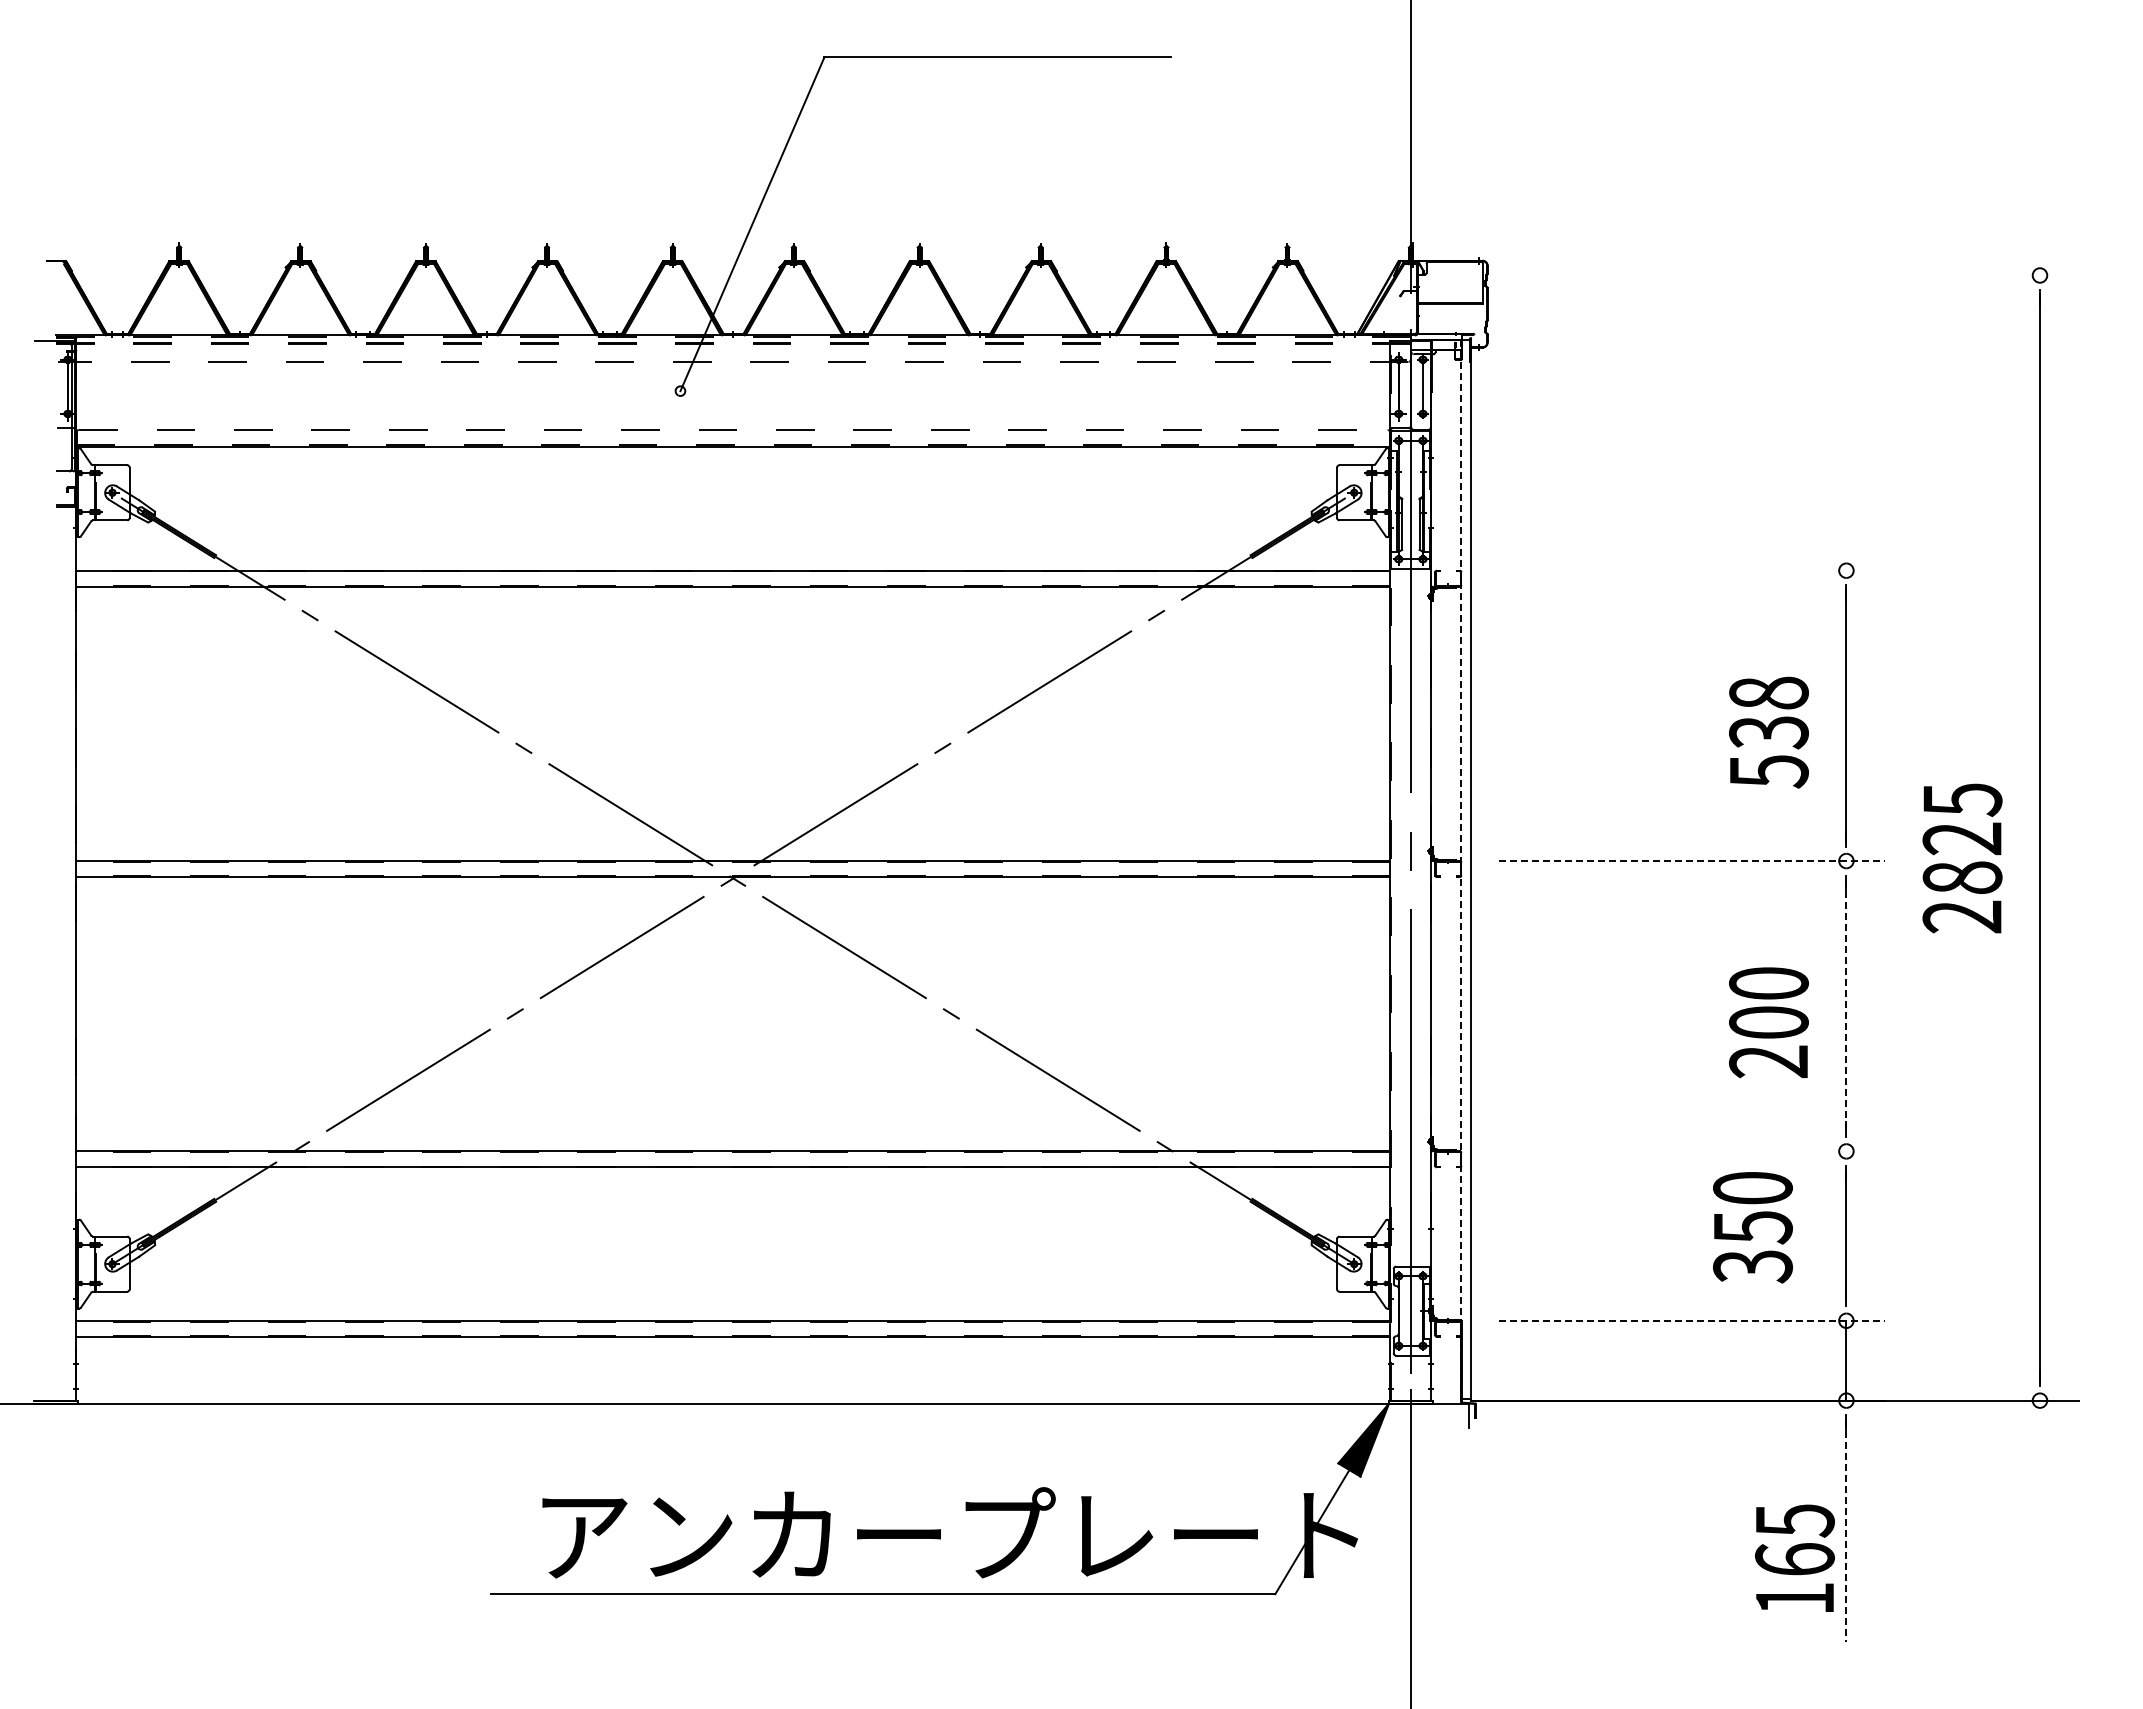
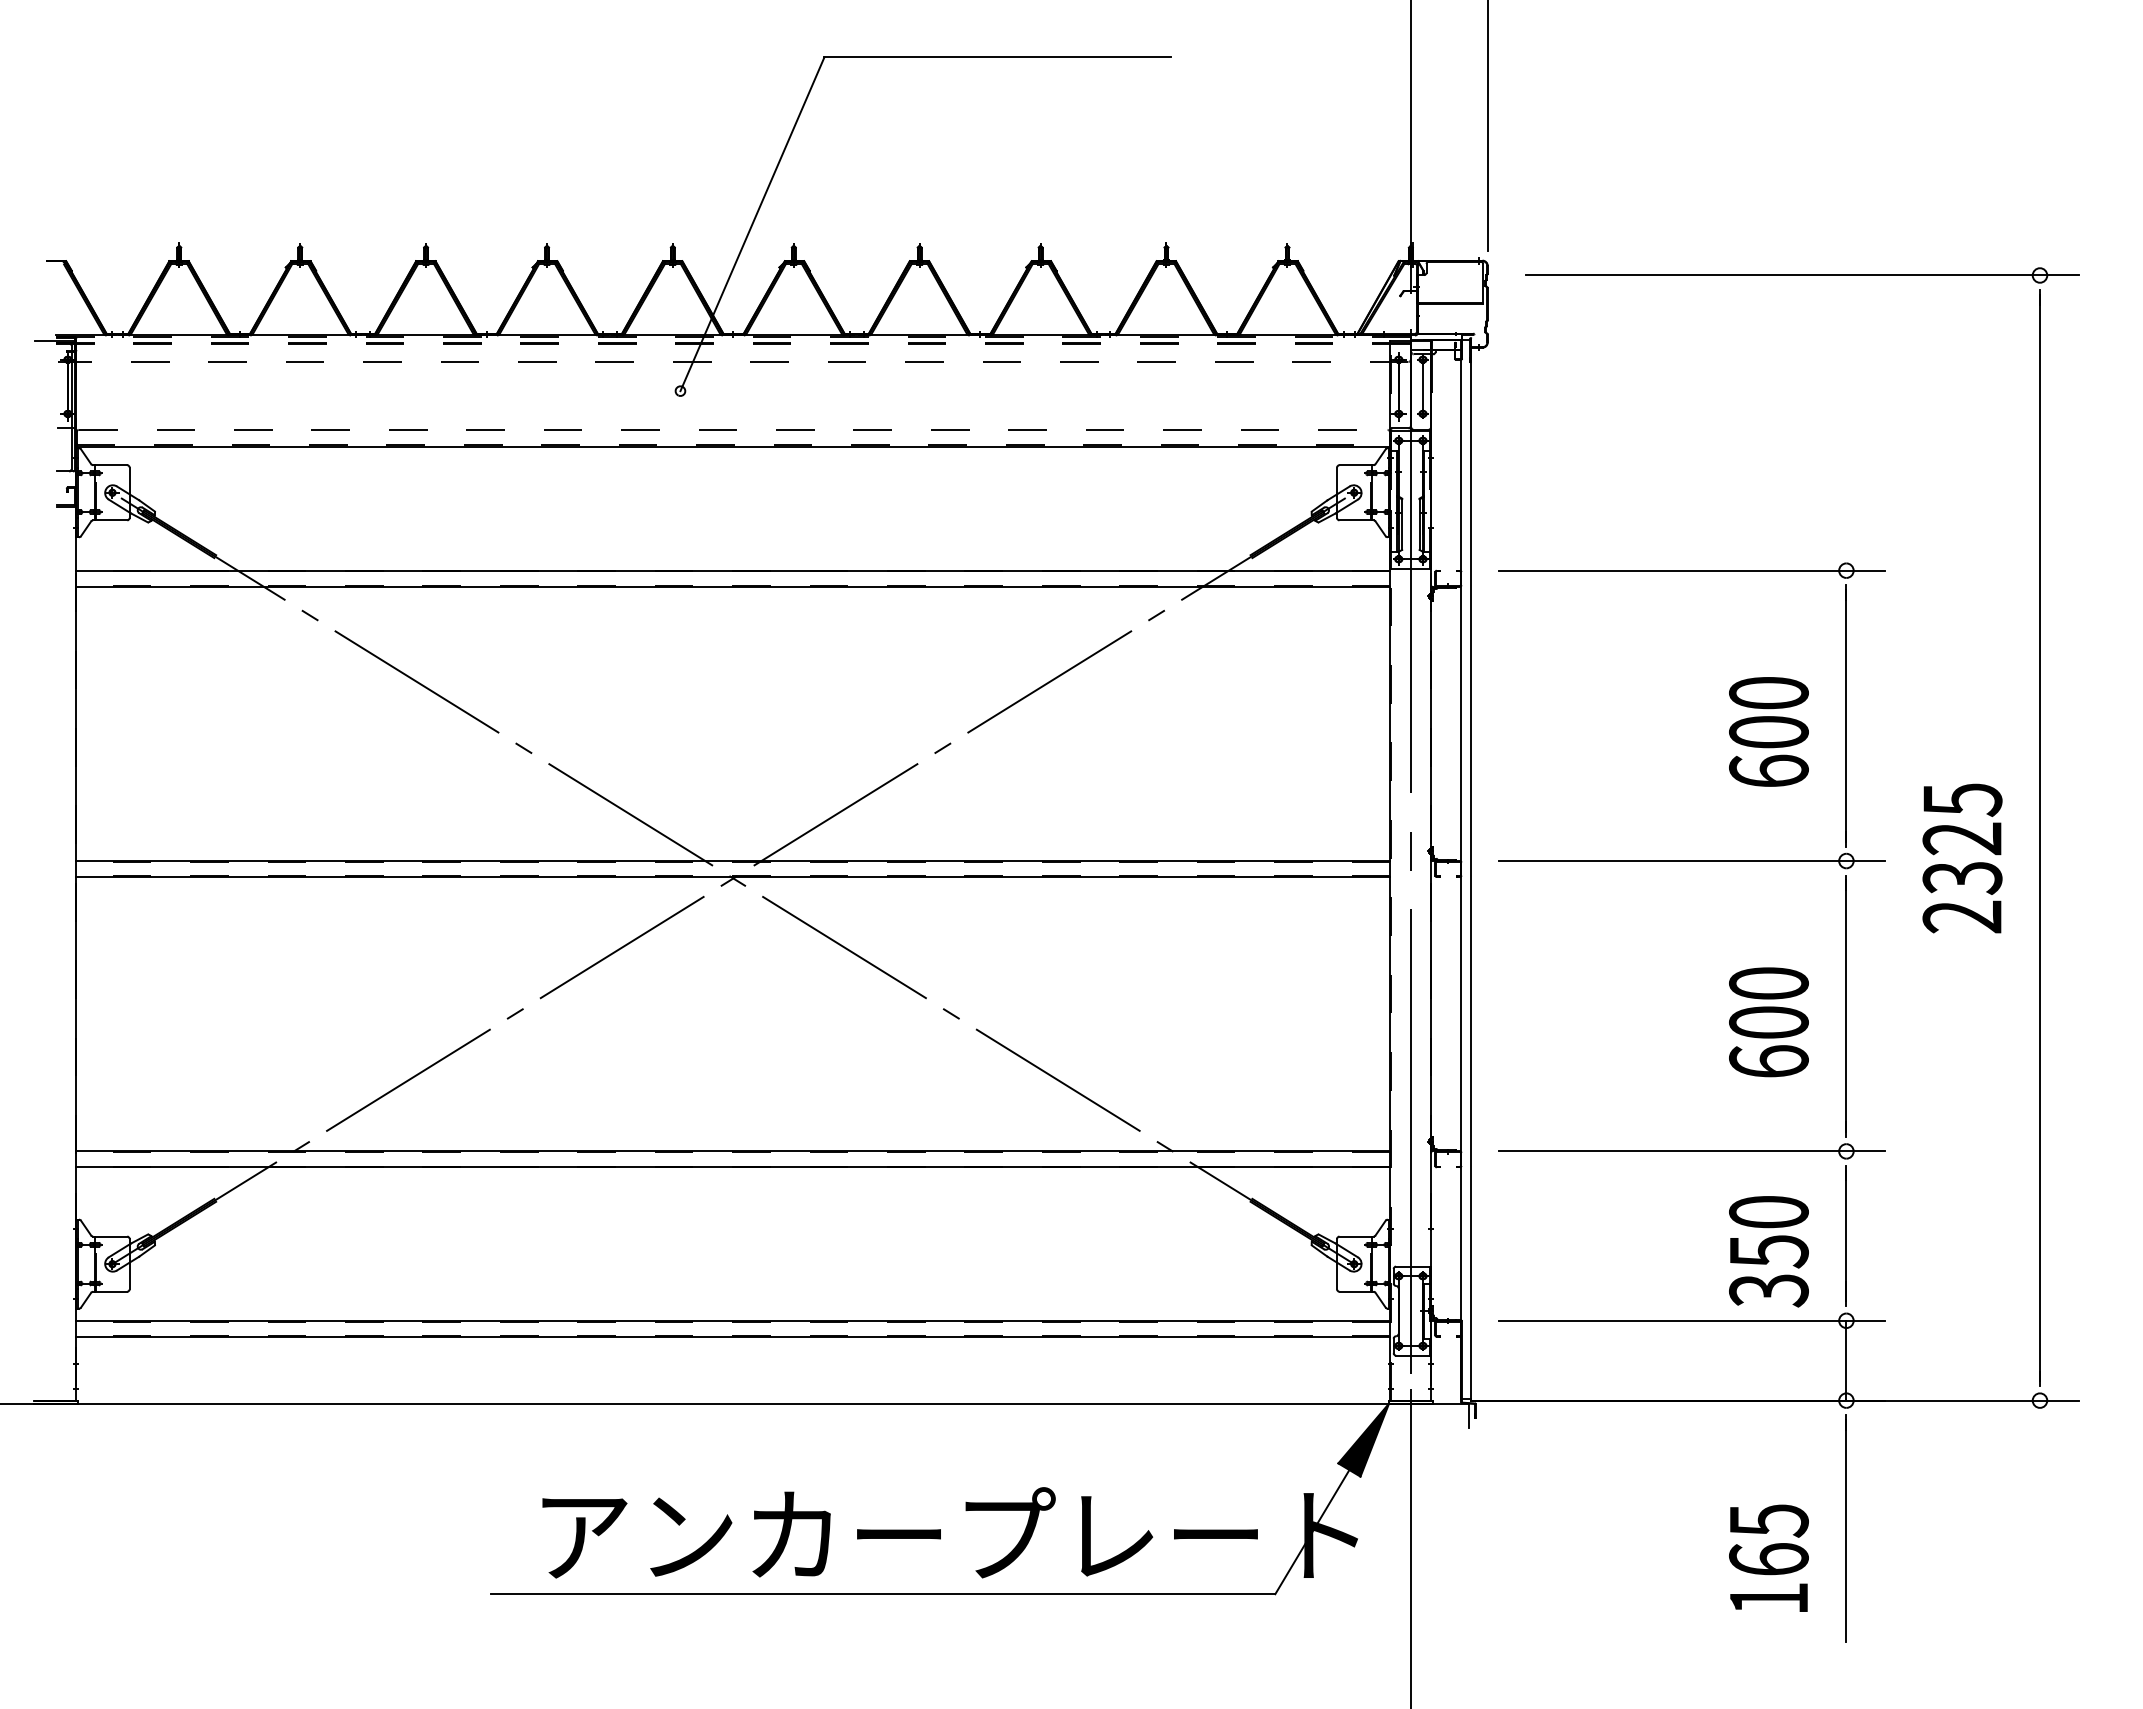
line: none -> present (1488, 126)
line: none -> present (1801, 275)
line: none -> present (1691, 570)
text: 538 -> 600 (1768, 732)
line: dashed -> solid (1692, 861)
line: dashed -> solid (1461, 869)
text: 2825 -> 2325 (1962, 877)
line: dashed -> solid (1846, 1006)
text: 200 -> 600 (1768, 1061)
line: none -> present (1691, 1151)
text position: (1752, 1227) -> (1768, 1251) (1768, 1251)
line: dashed -> solid (1692, 1320)
line: dashed -> solid (1846, 1531)
text position: (1794, 1557) -> (1768, 1557) (1768, 1557)
